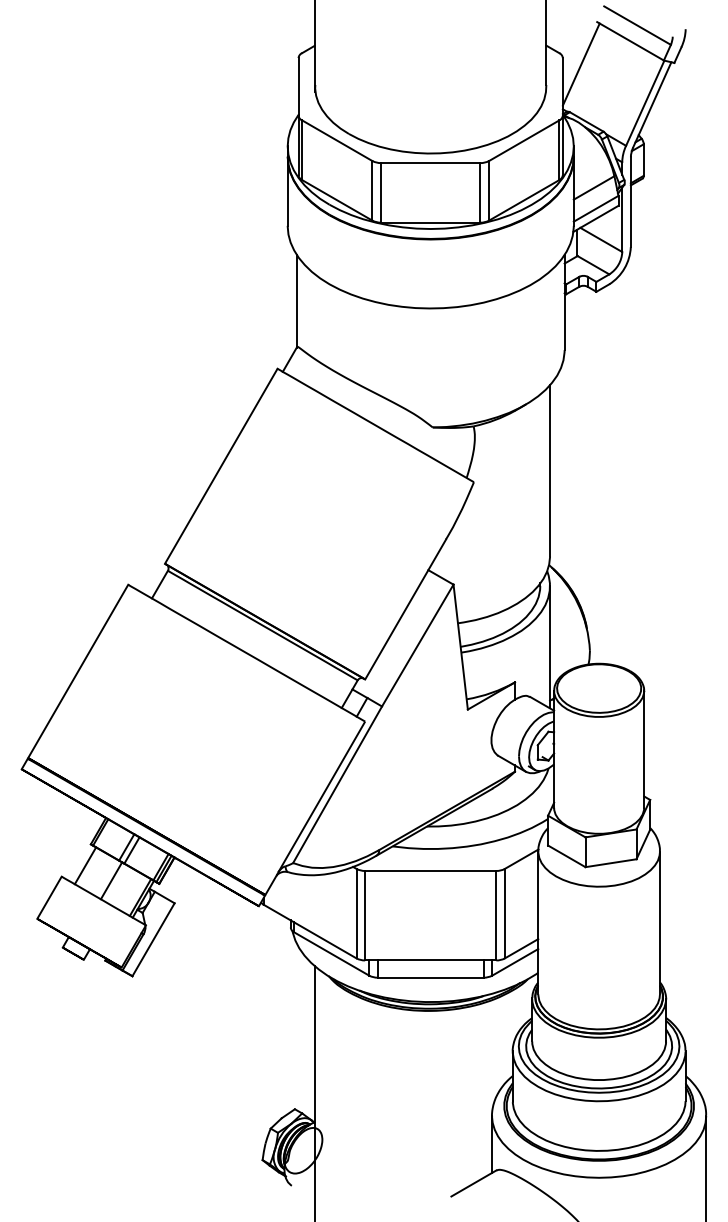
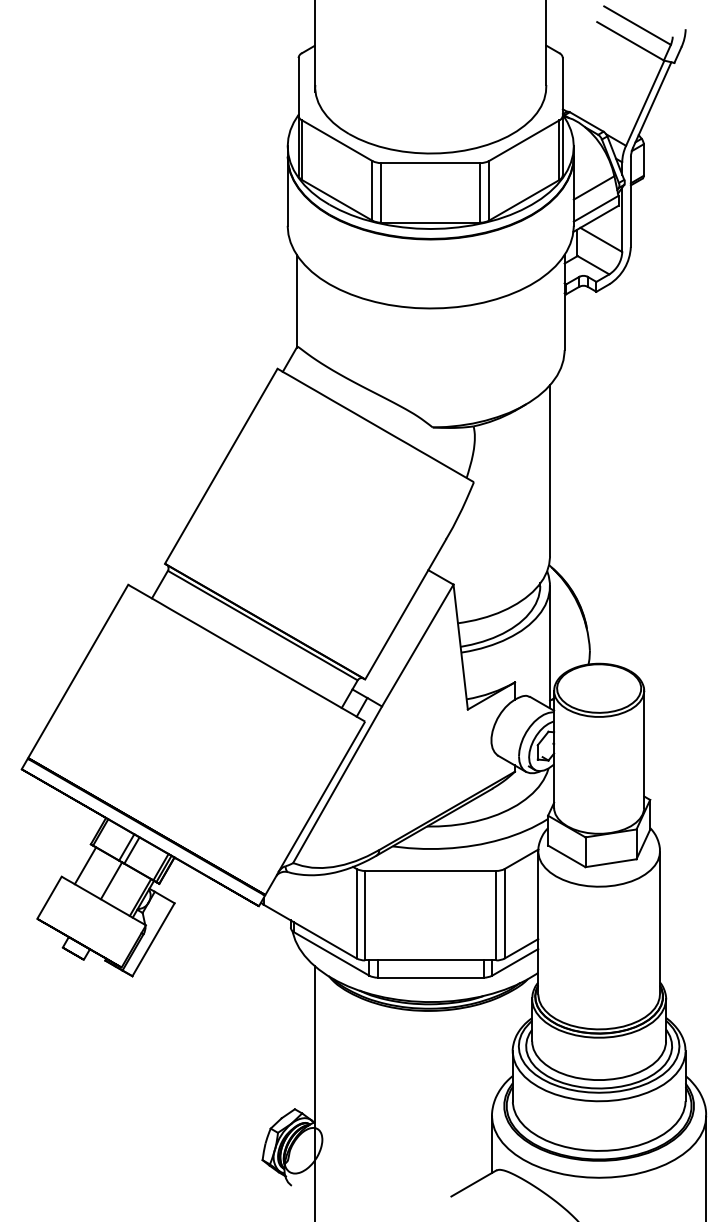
line: present -> none (580, 64)
